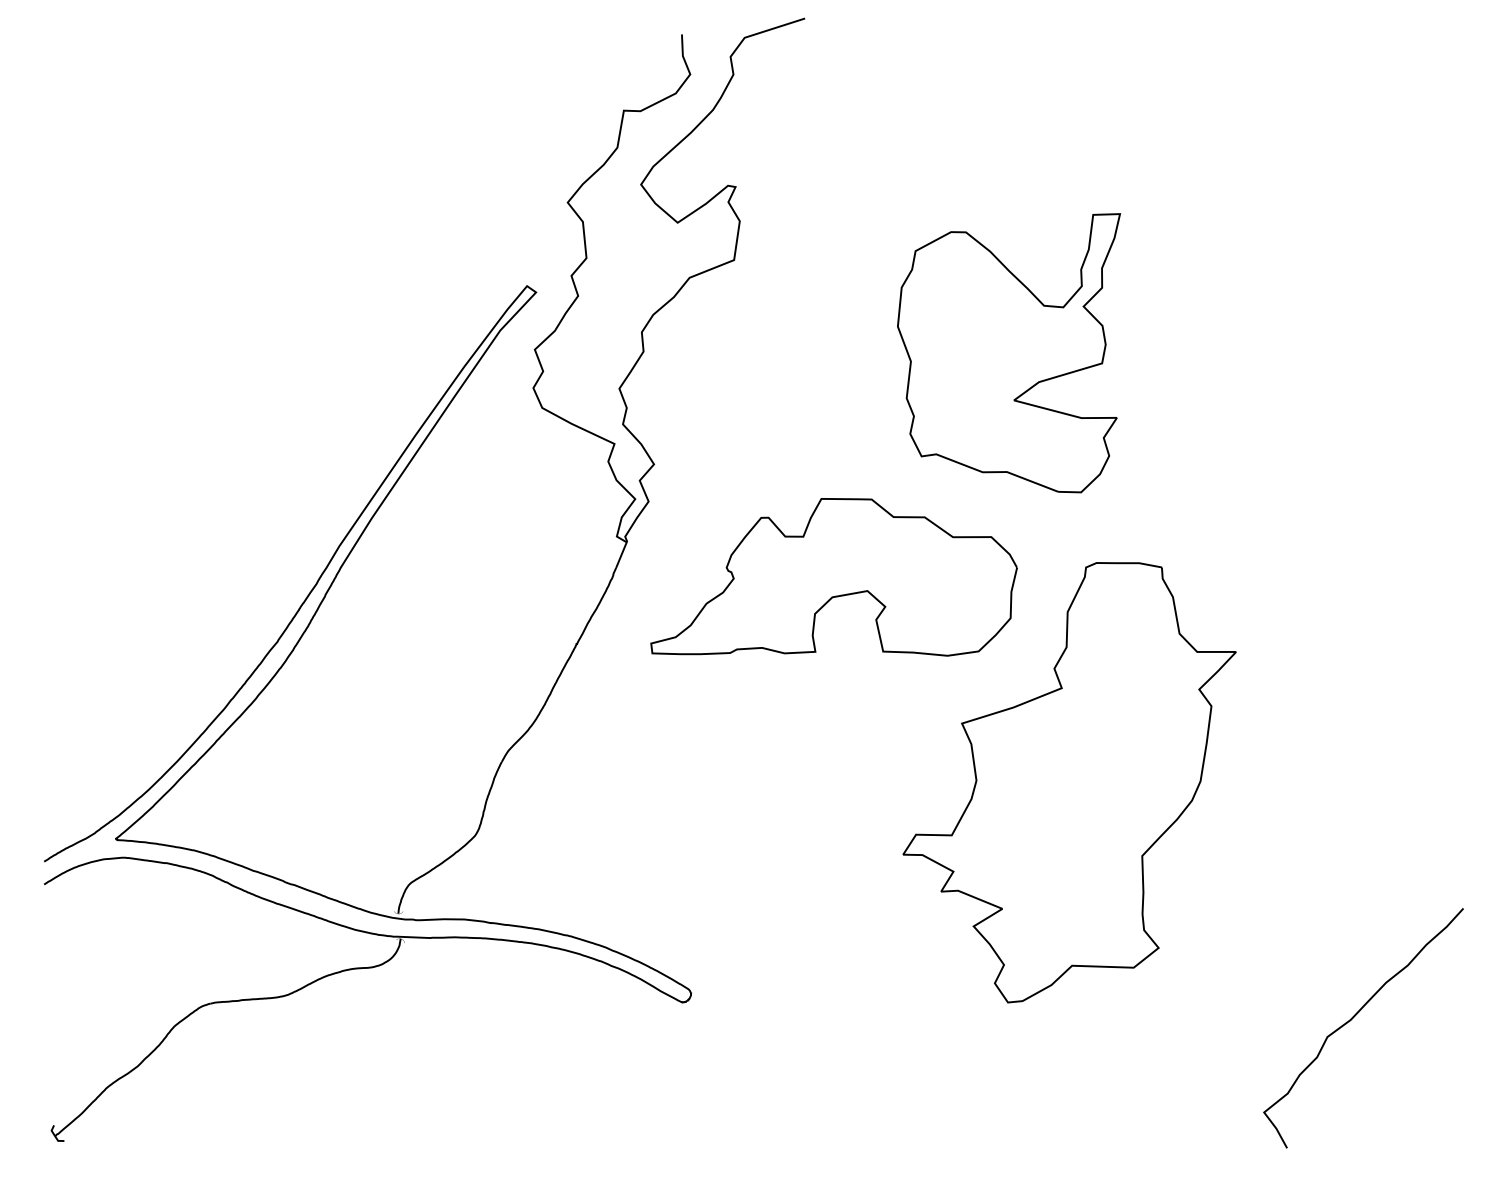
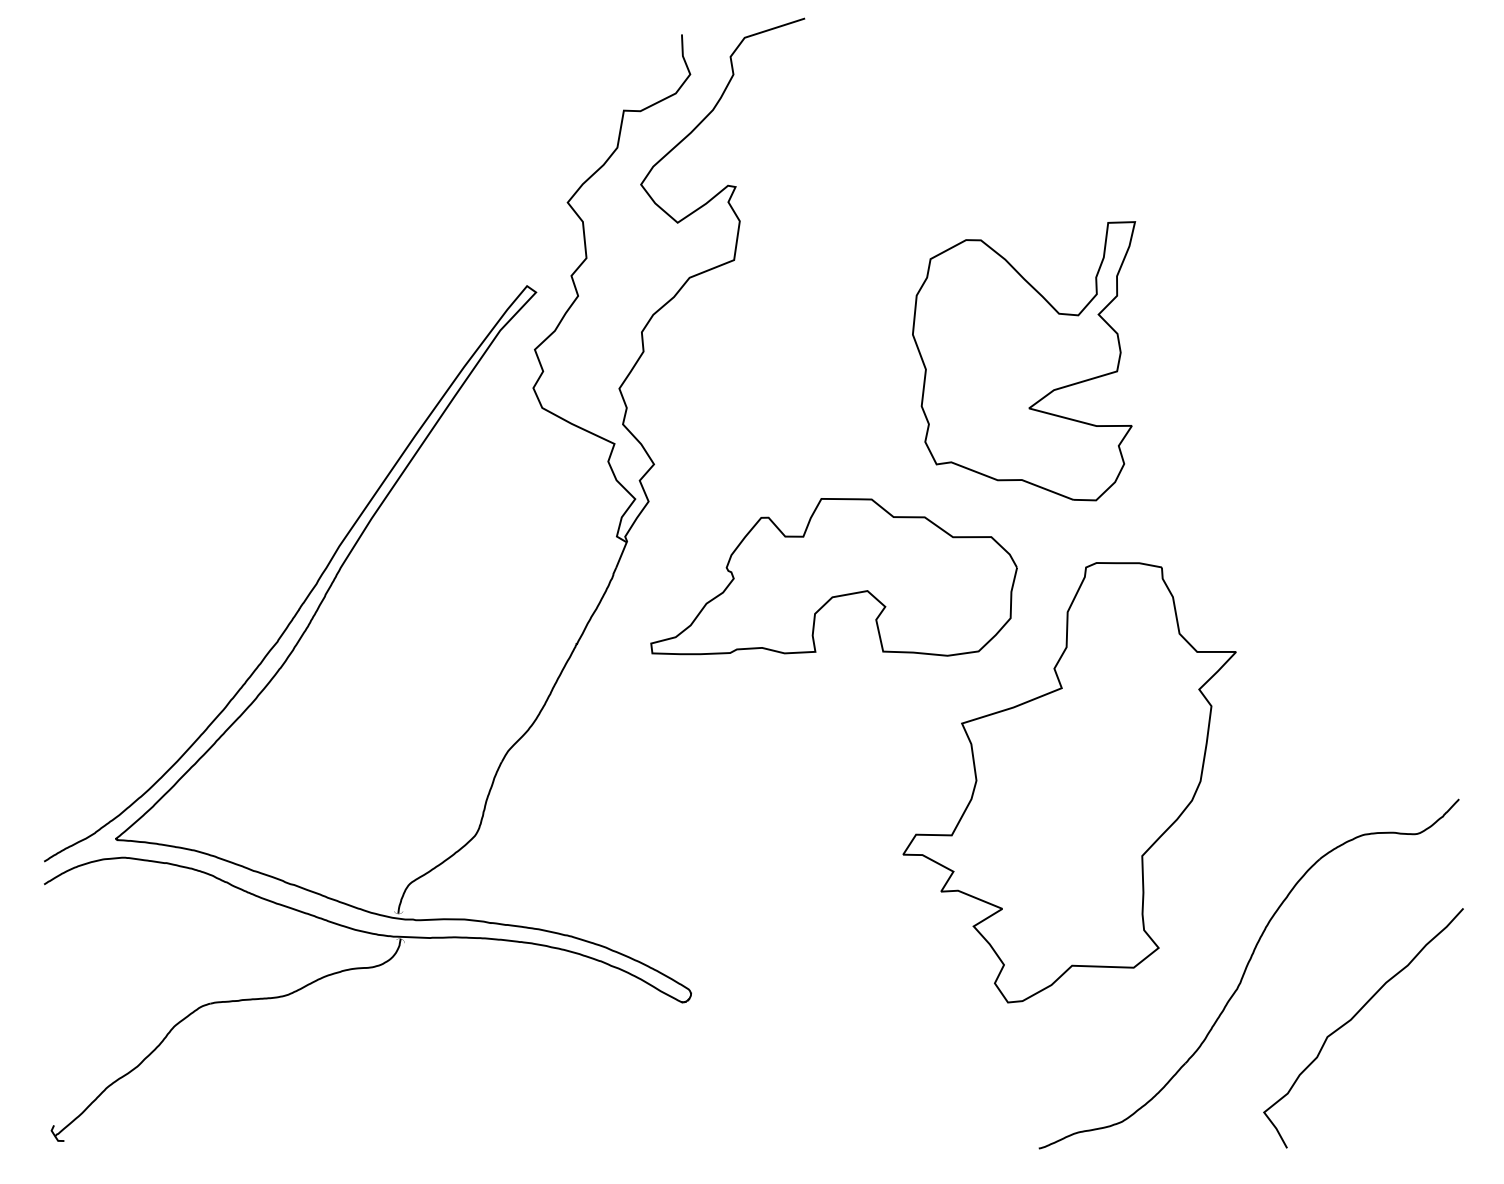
part position: (1009, 353) -> (1024, 361) (1024, 361)
part: none -> present (1248, 973)
